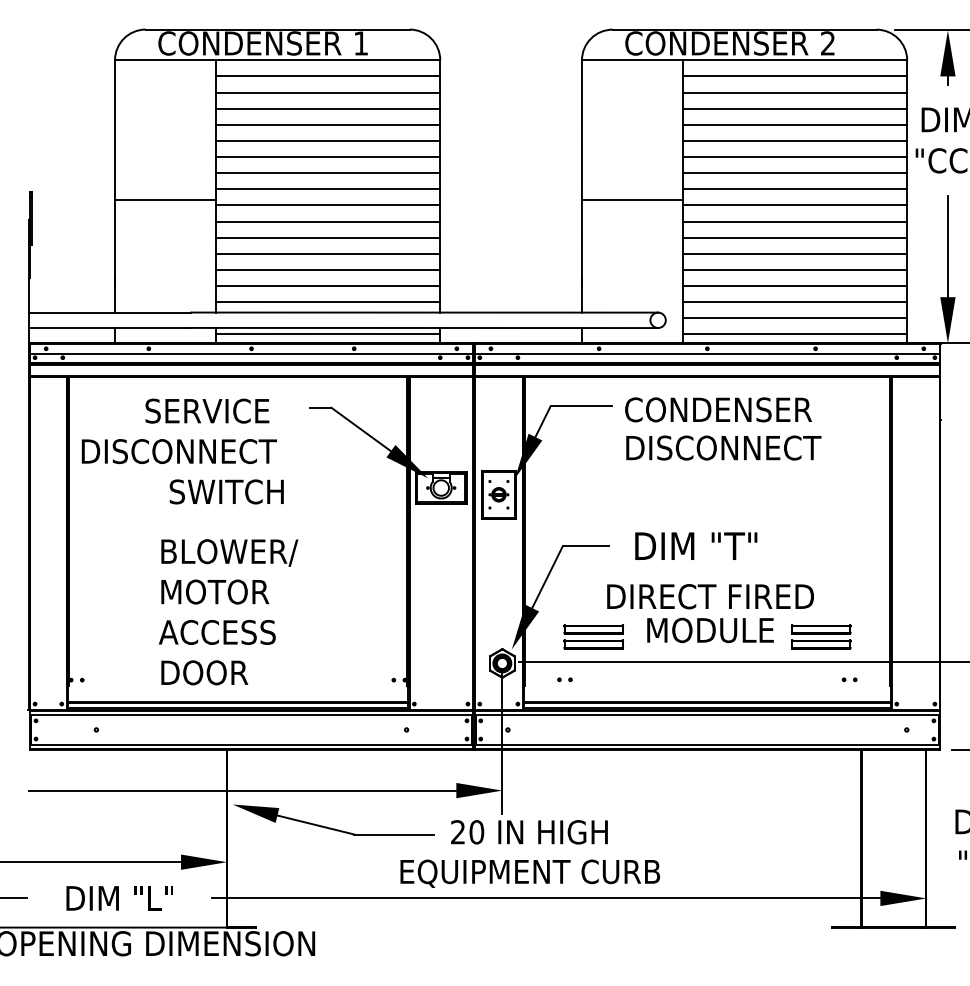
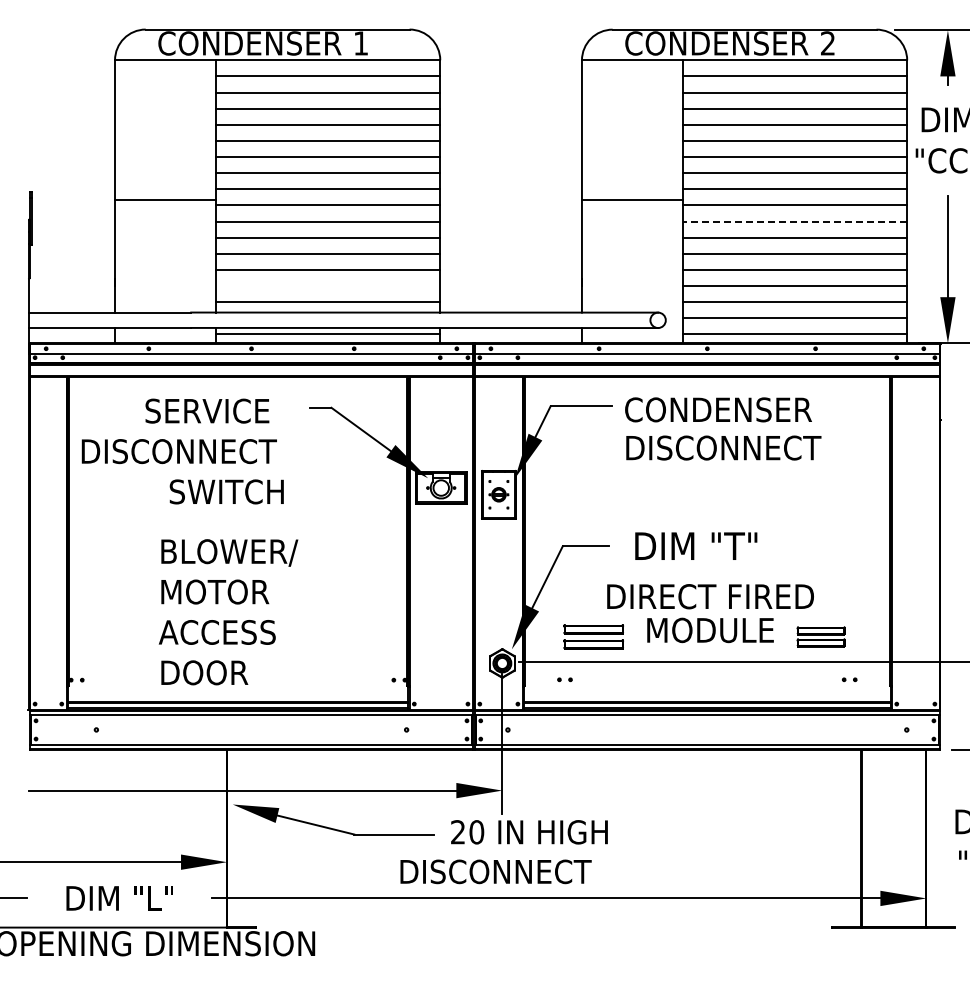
line: solid -> dashed (794, 221)
line: present -> none (328, 286)
part size: 61x26 px -> 50x22 px (820, 636)
text: EQUIPMENT CURB -> DISCONNECT (531, 873)
